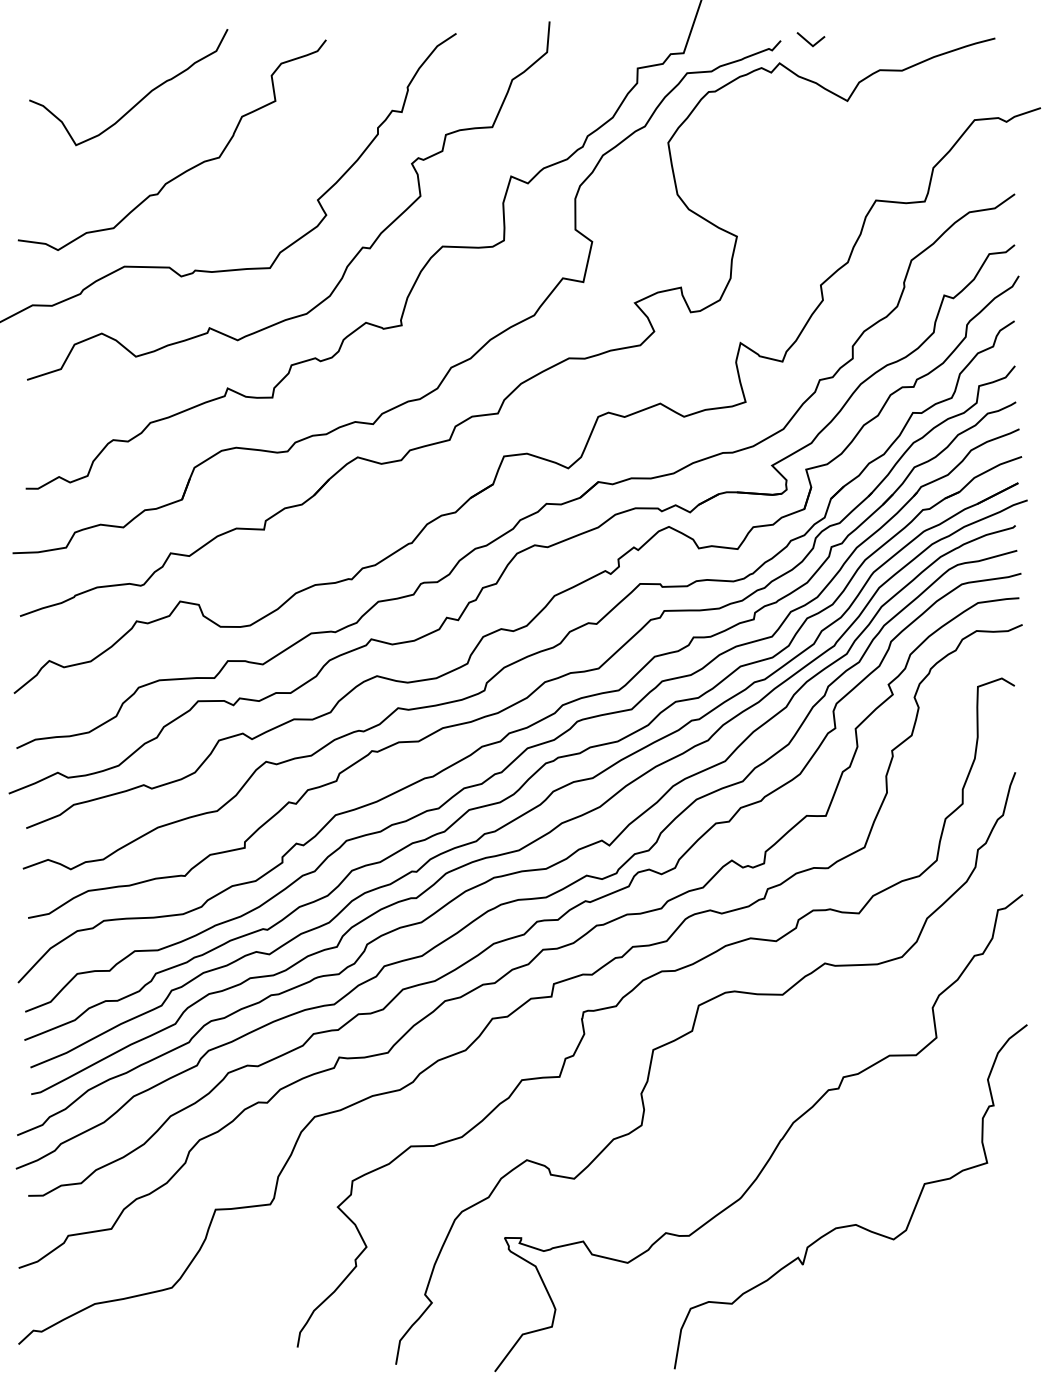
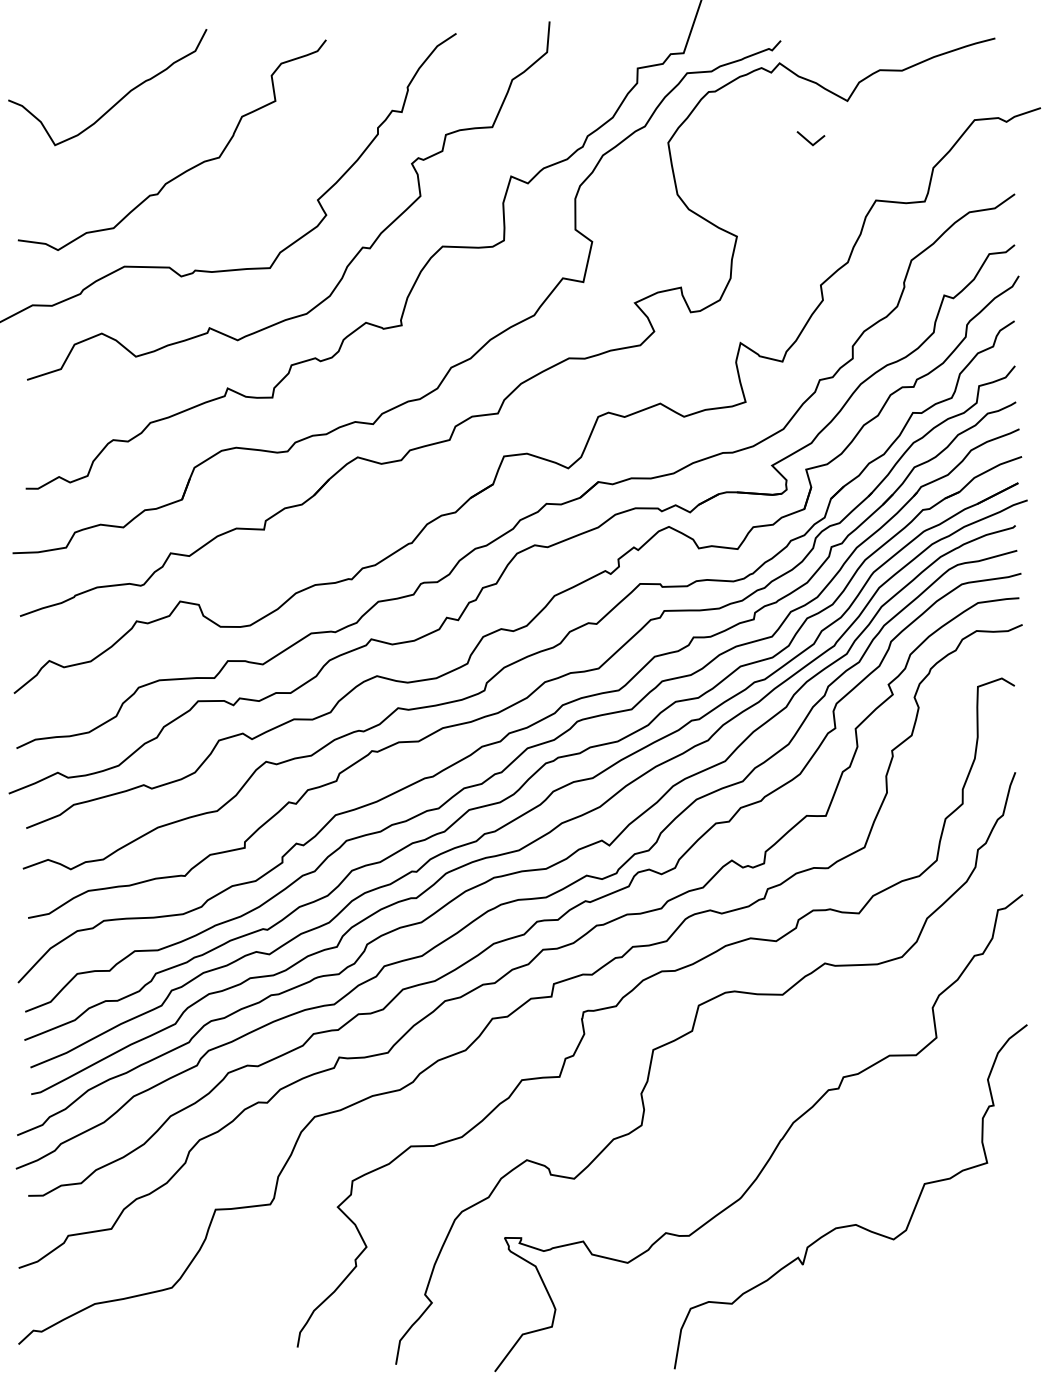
line position: (809, 41) -> (809, 140) (809, 140)
curve position: (140, 99) -> (119, 99) (119, 99)
